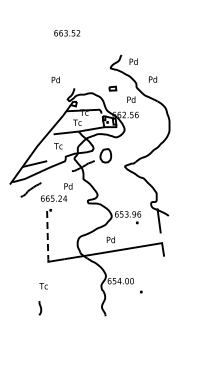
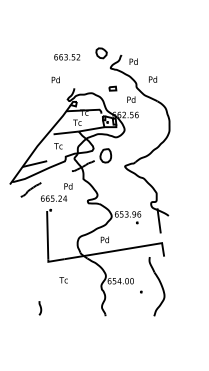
text position: (67, 33) -> (67, 57) (67, 57)
part: none -> present (101, 53)
line: dashed -> solid (47, 235)
text position: (110, 239) -> (104, 239) (104, 239)
text position: (43, 286) -> (63, 280) (63, 280)
part: none -> present (156, 286)
